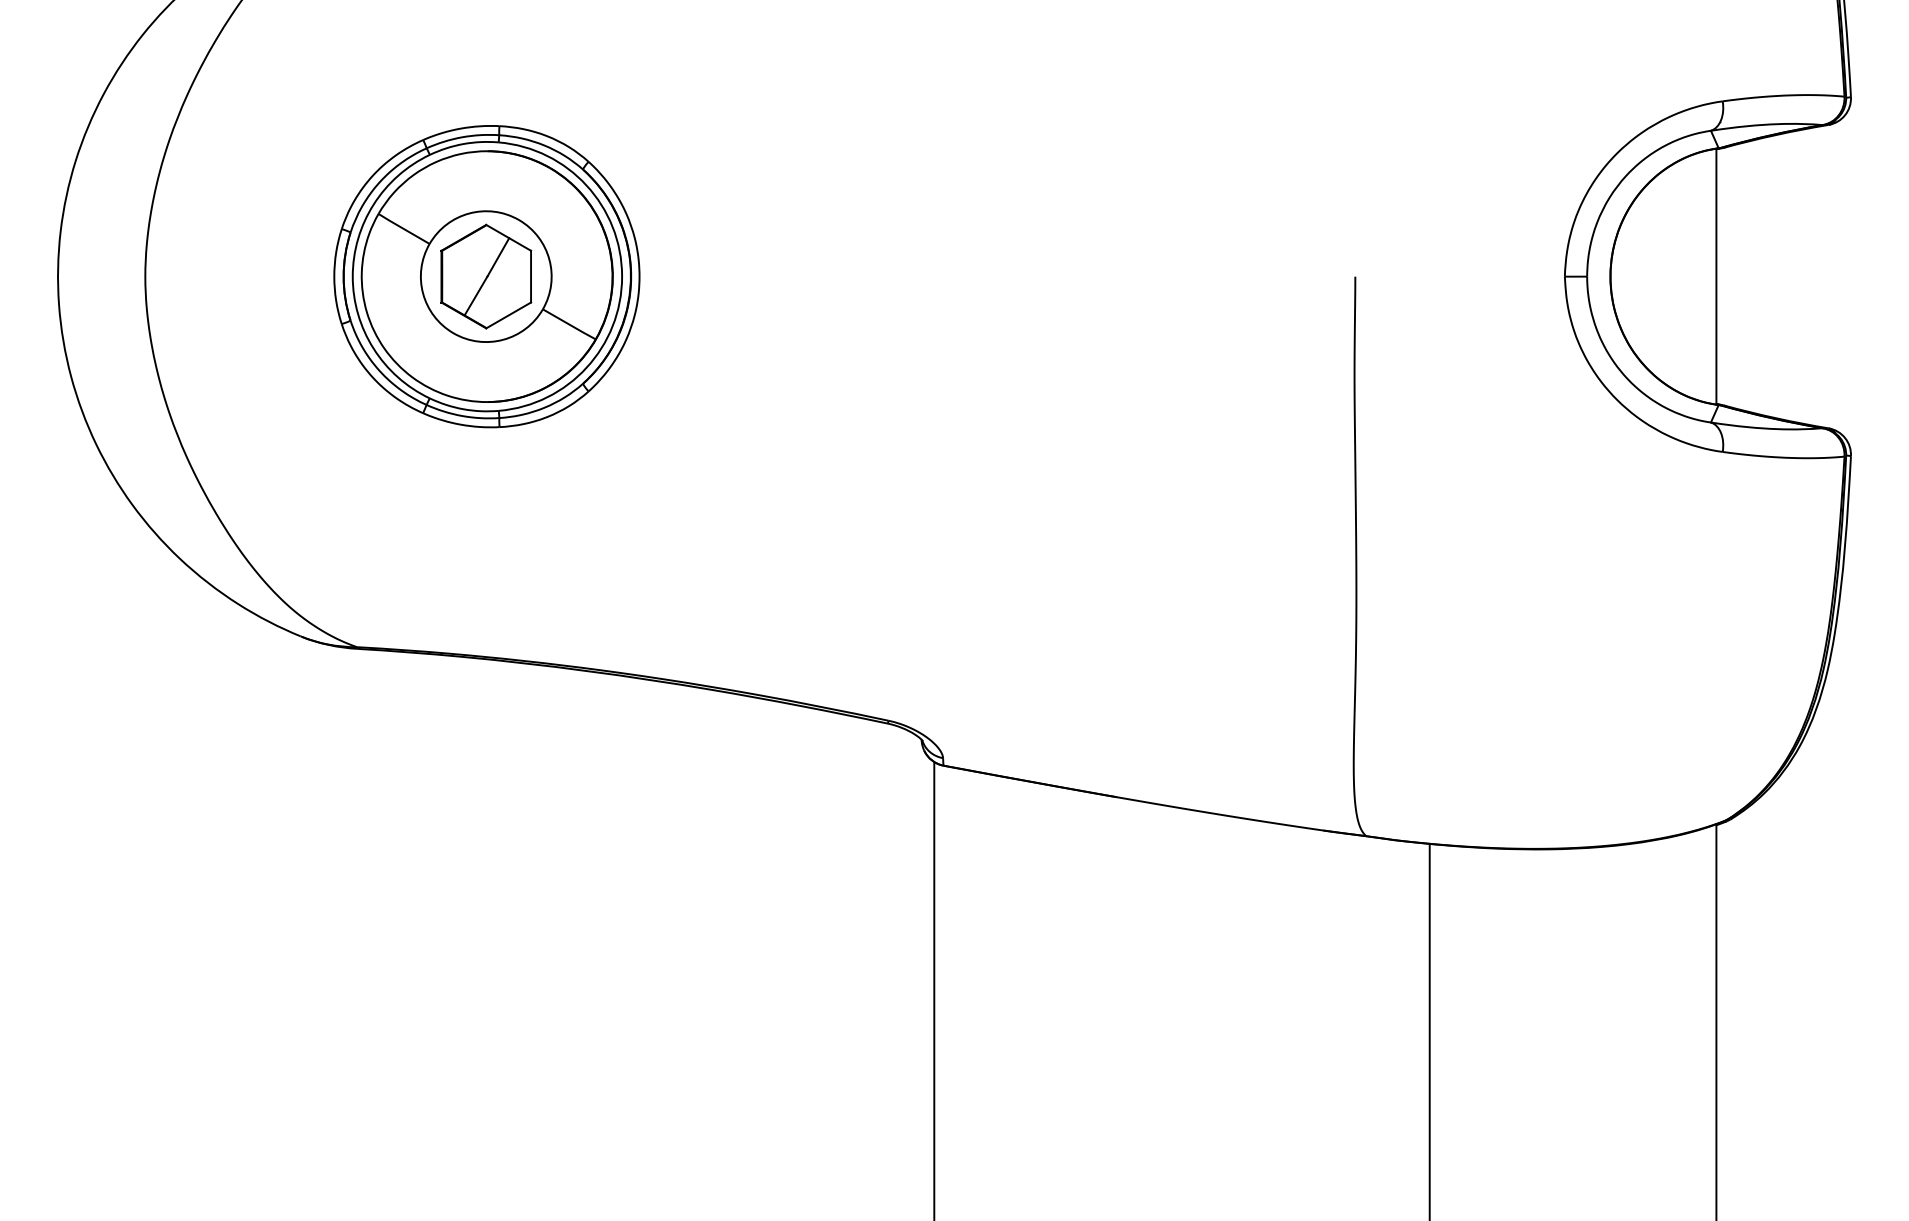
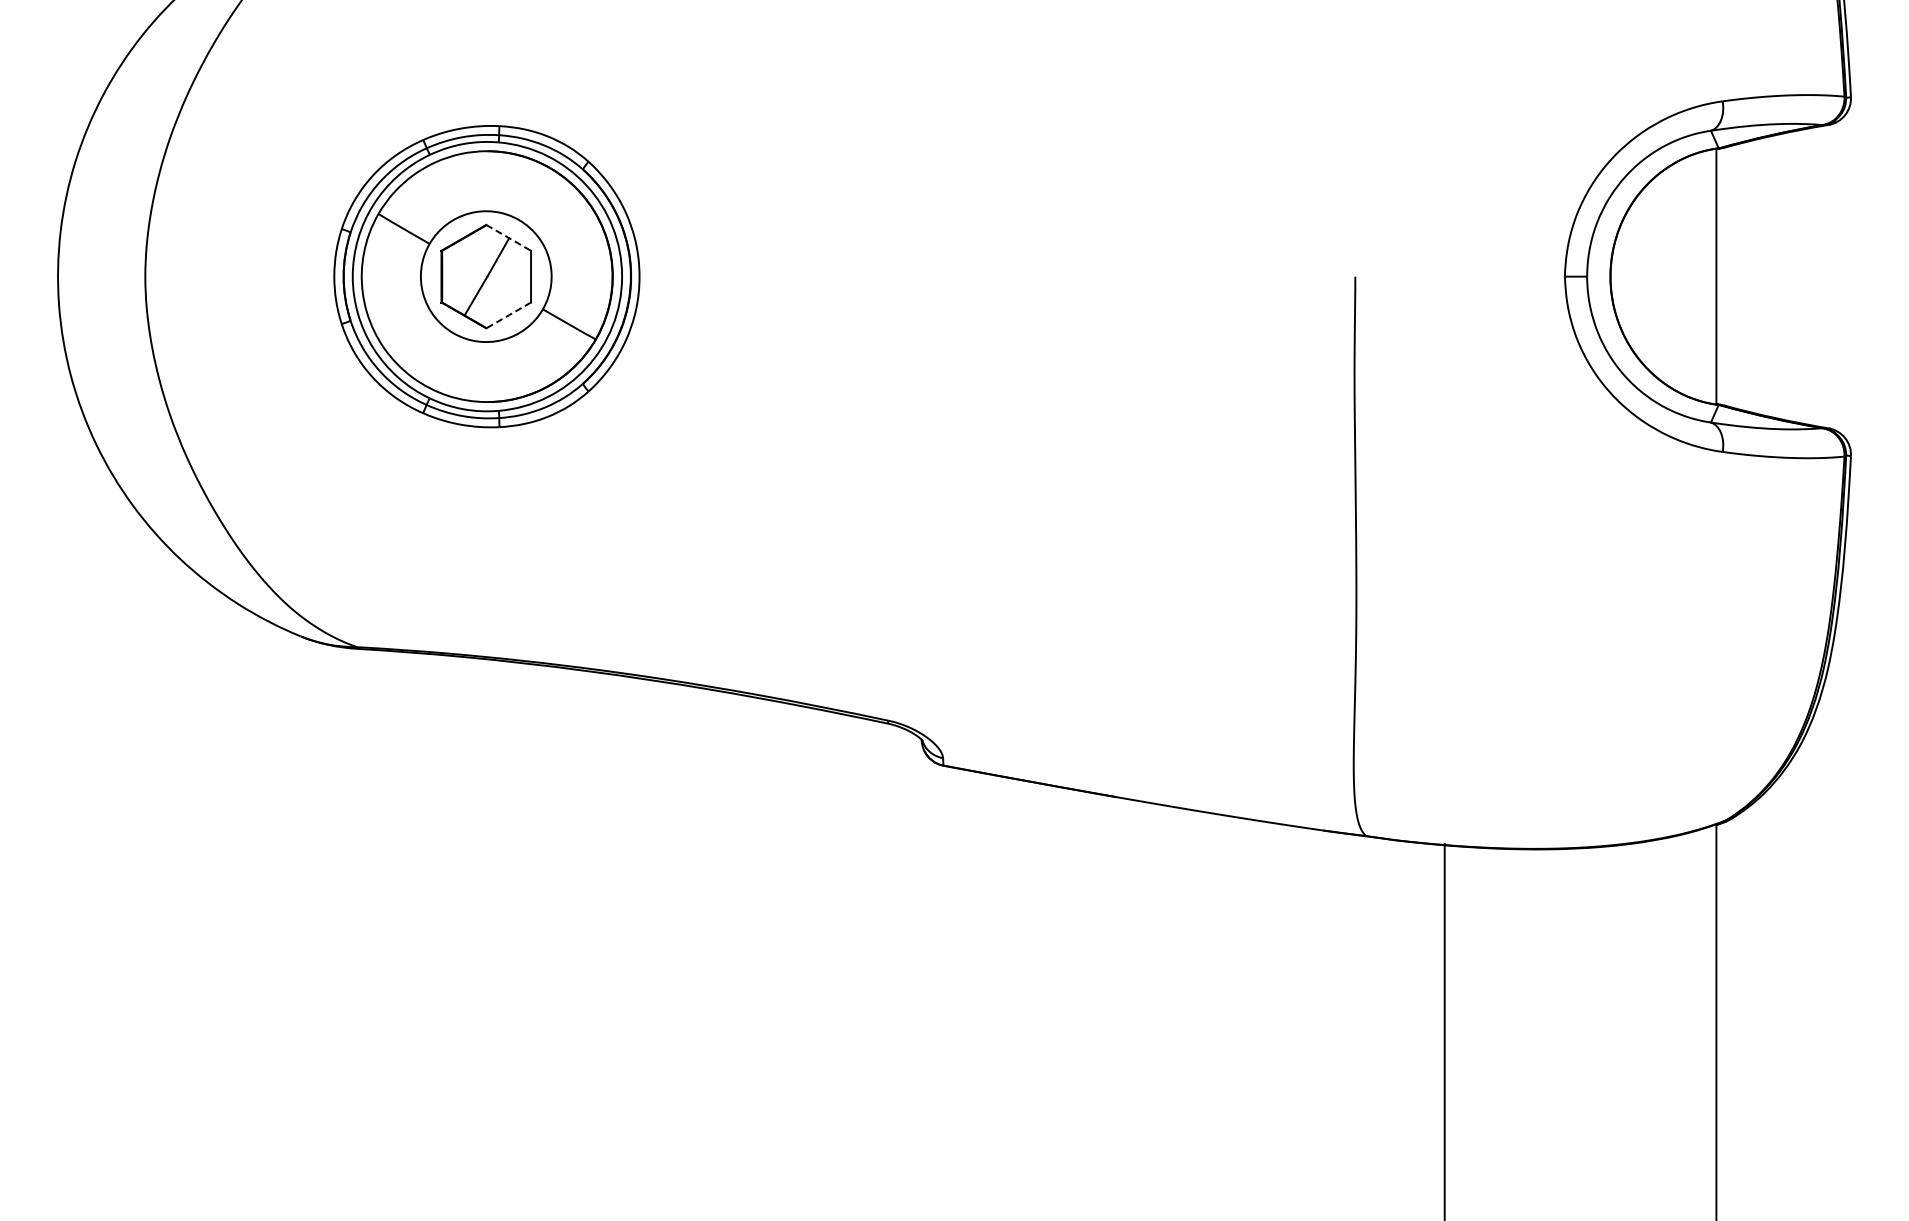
line: solid -> dashed (508, 237)
line: solid -> dashed (508, 315)
line: present -> none (934, 989)
line position: (1429, 1030) -> (1444, 1030) (1444, 1030)
